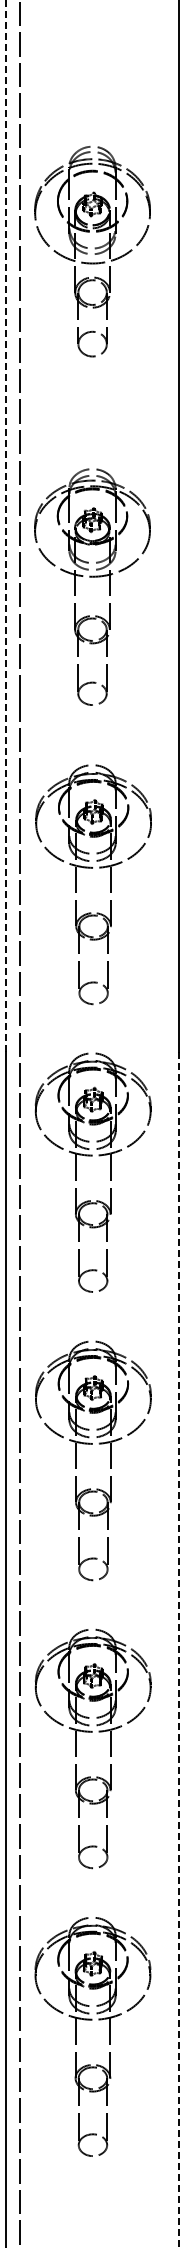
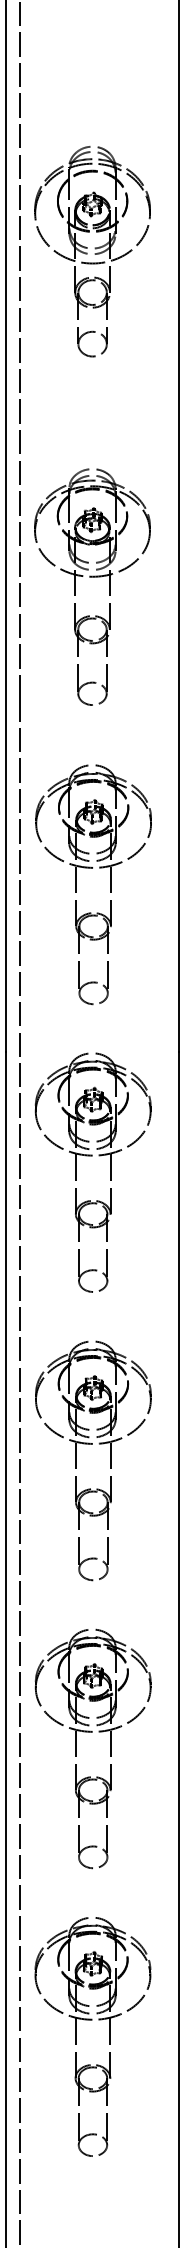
line: dashed -> solid (5, 526)
line: dashed -> solid (179, 1650)
